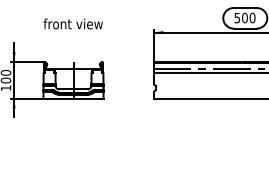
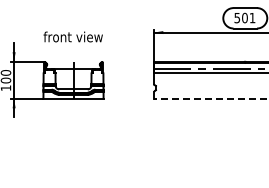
text: 500 -> 501 (252, 17)
text position: (72, 23) -> (72, 36) (72, 36)
line: solid -> dashed (211, 98)
